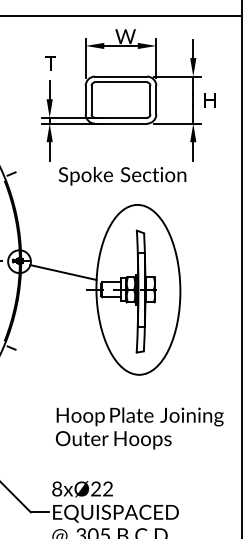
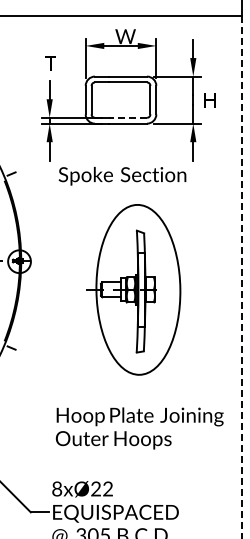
line: solid -> dashed (128, 117)
line: present -> none (63, 272)
line: solid -> dashed (242, 277)
